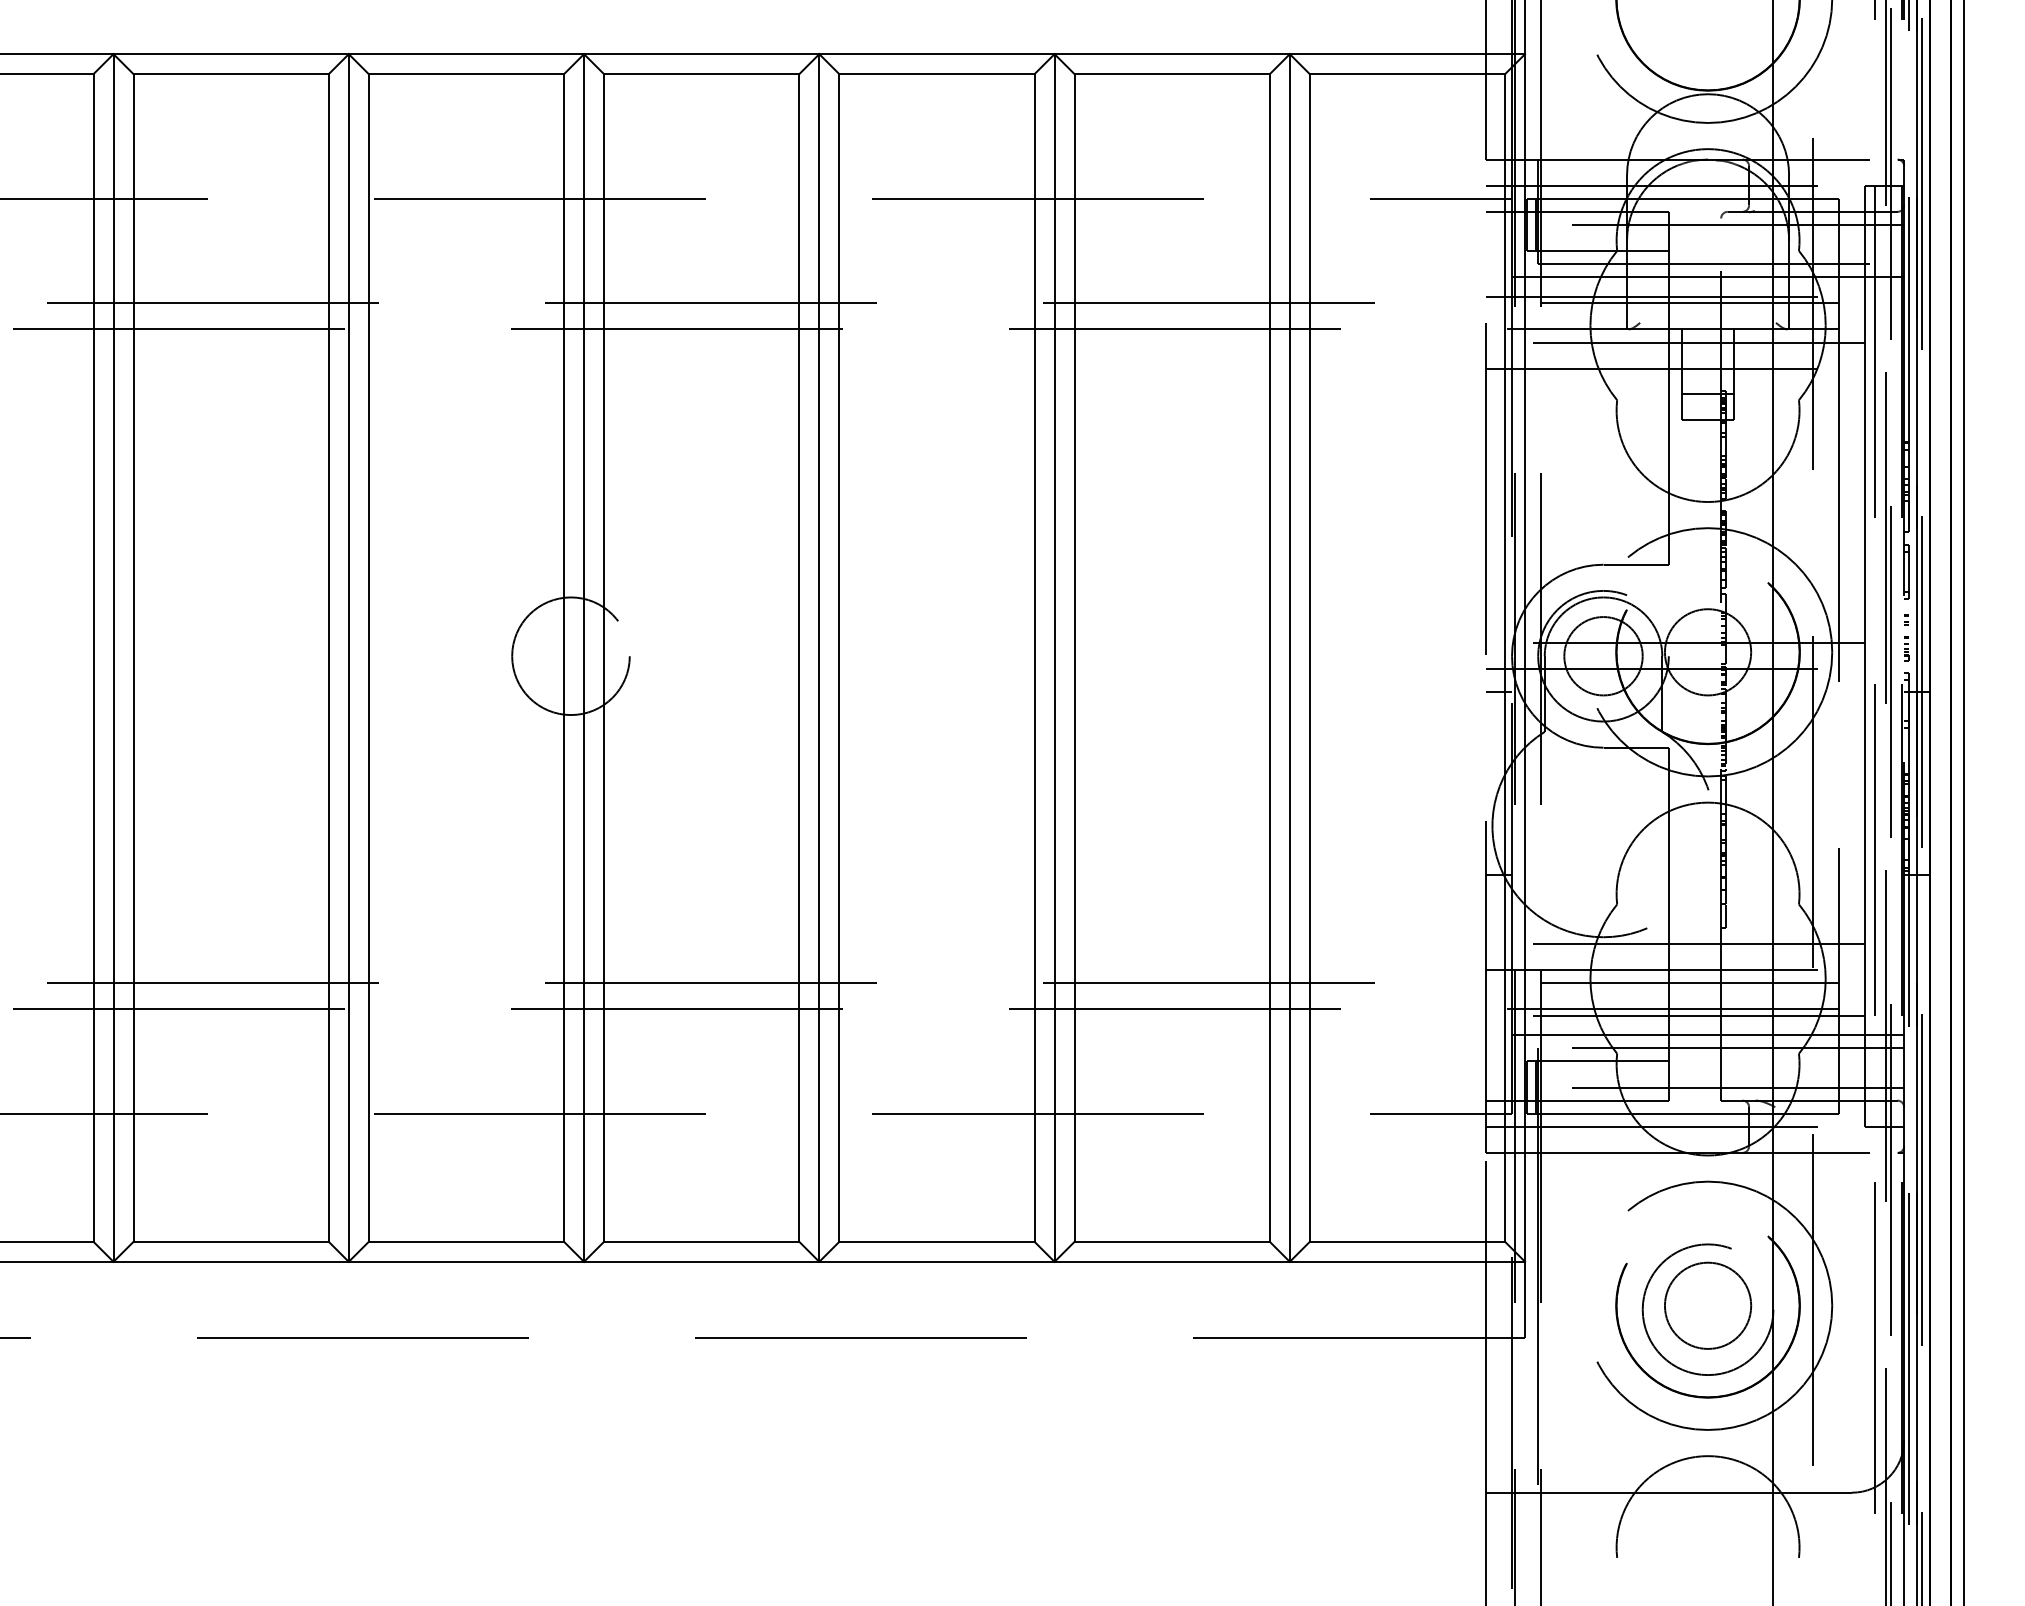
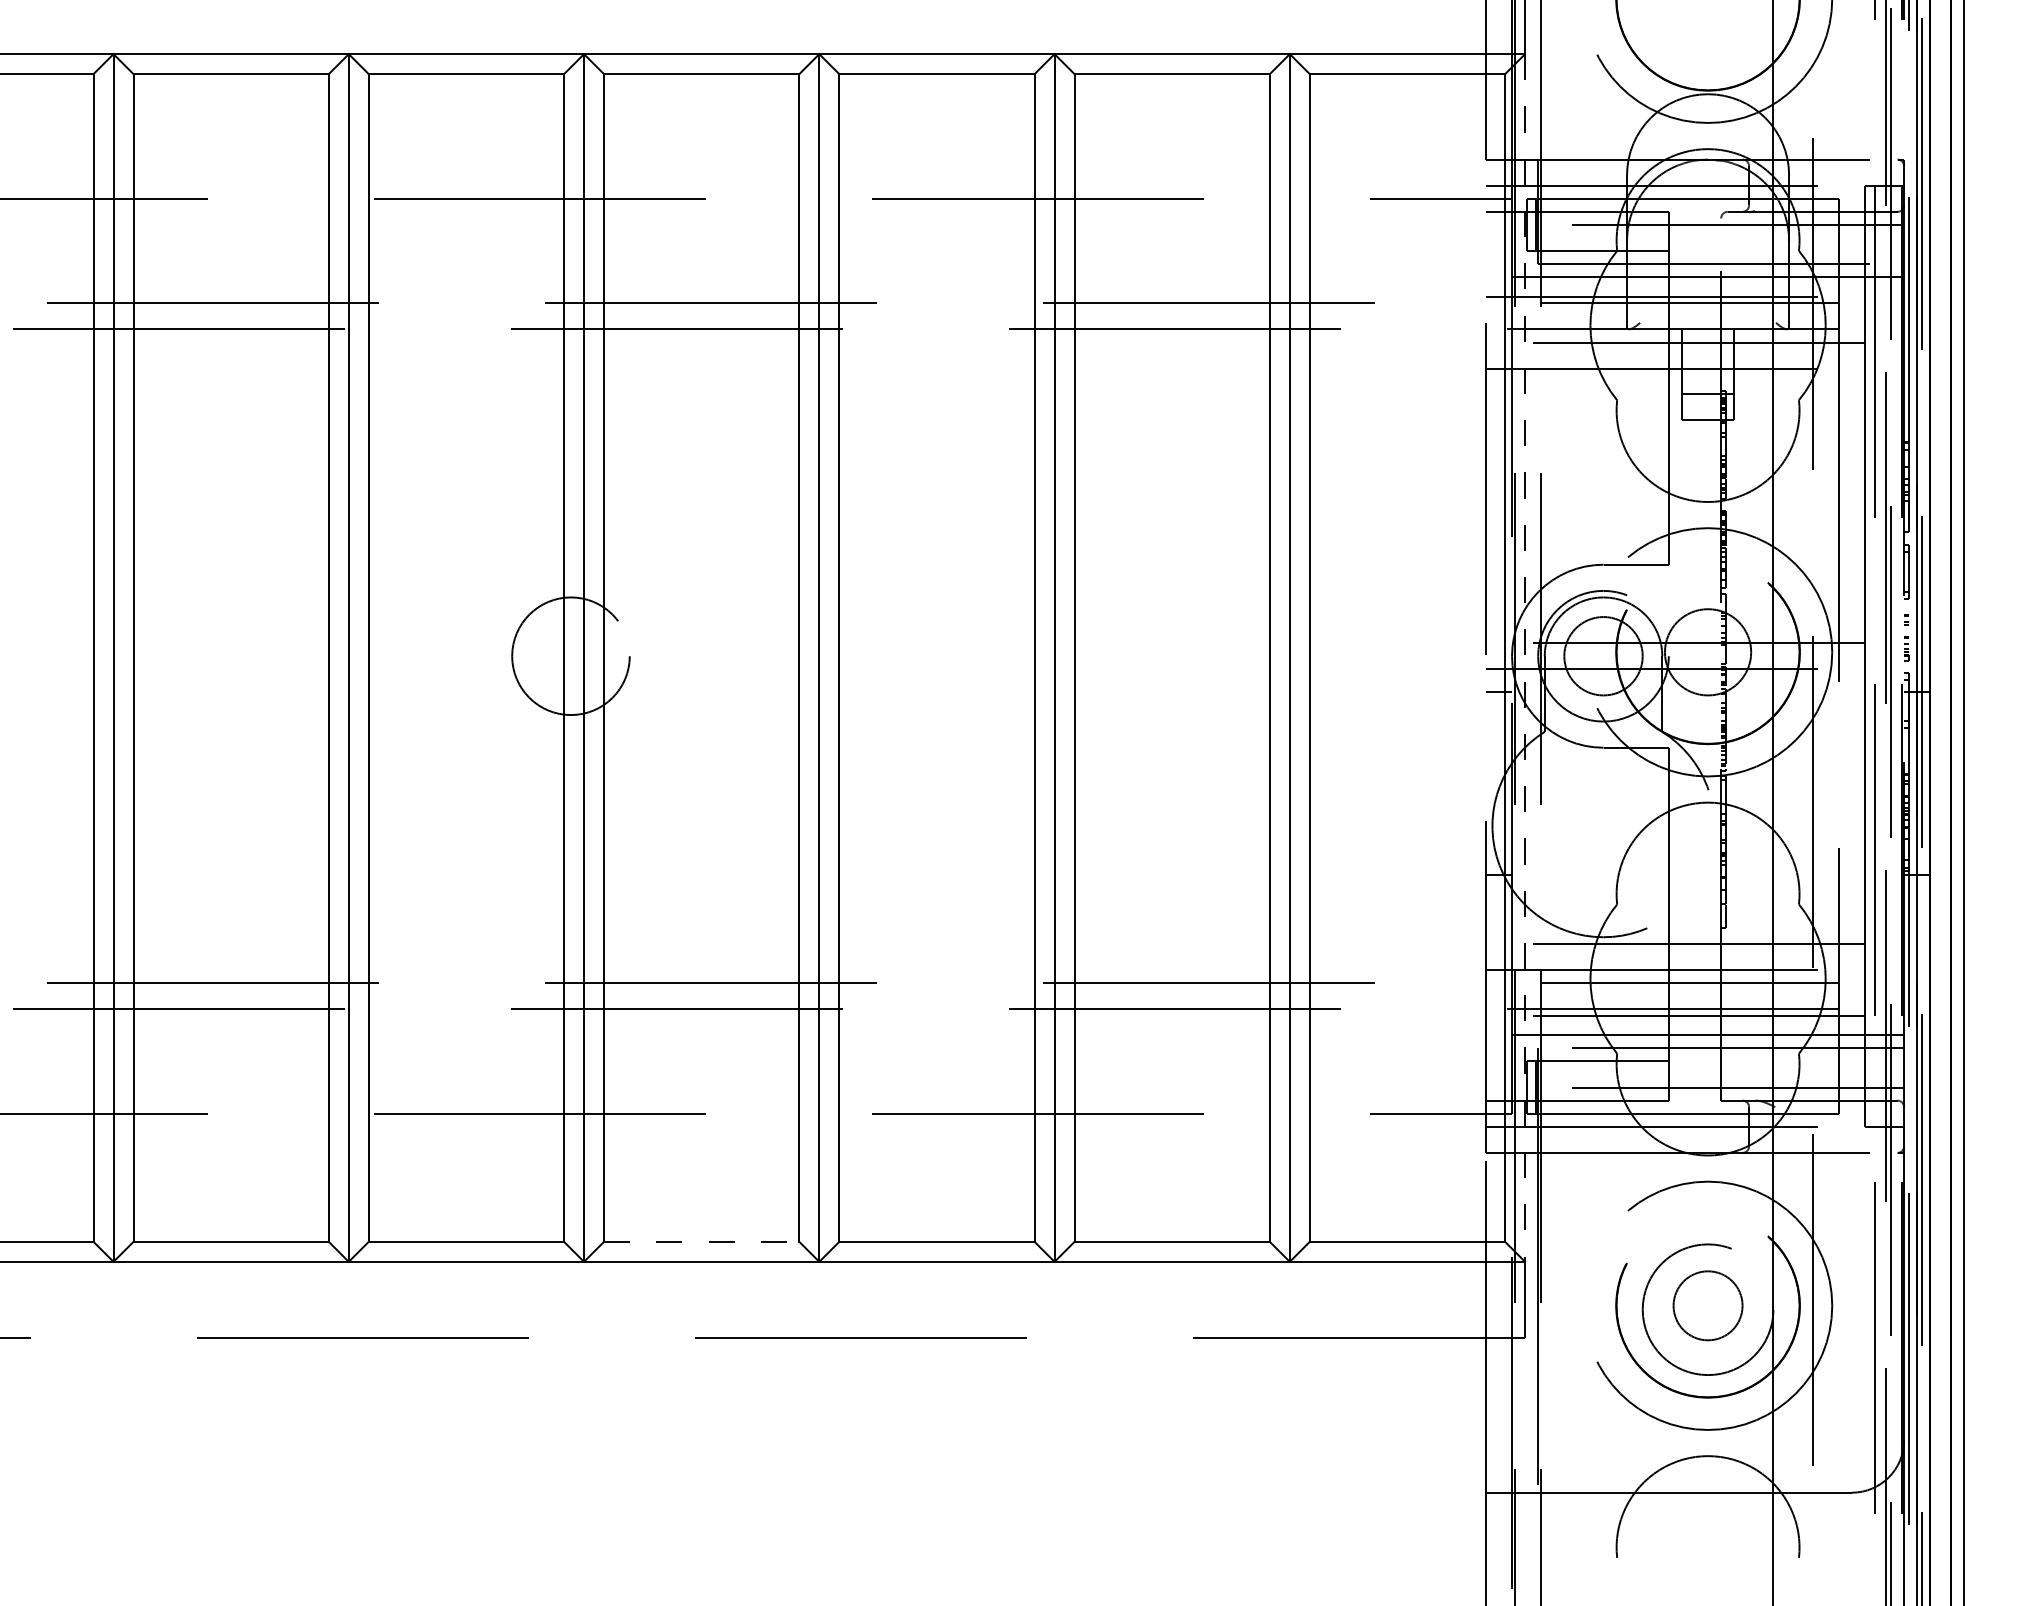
line: solid -> dashed (1525, 658)
line: solid -> dashed (701, 1241)
circle diameter: 86 px -> 69 px (1707, 1305)
